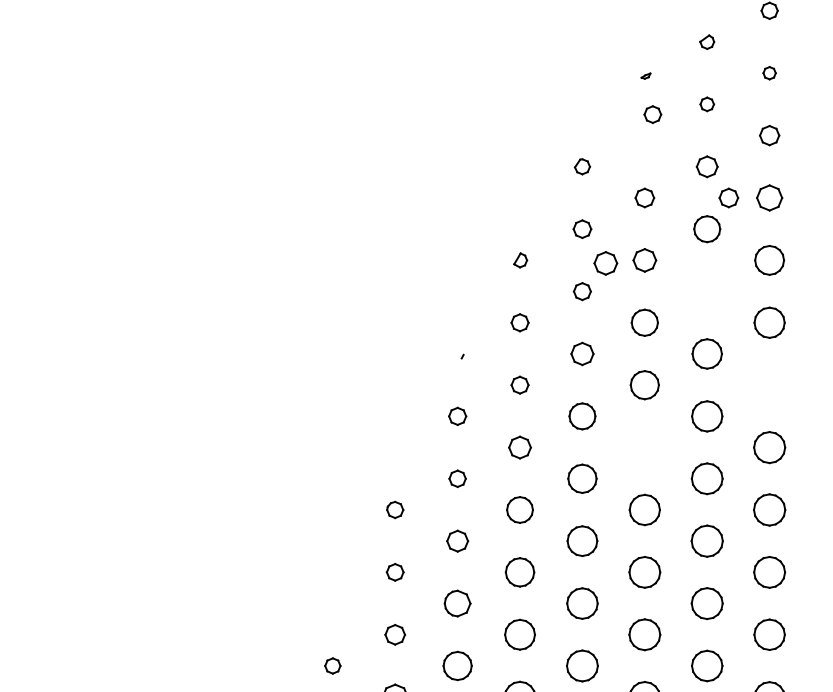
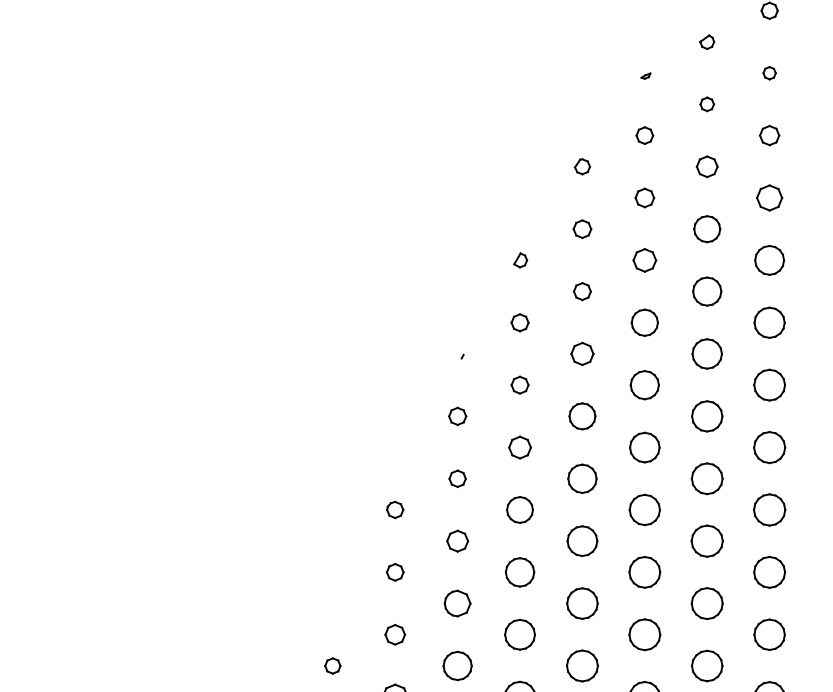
part position: (652, 114) -> (644, 135) (644, 135)
part: present -> none (728, 197)
part: present -> none (605, 263)
part: none -> present (707, 291)
part: none -> present (769, 384)
part: none -> present (644, 447)
